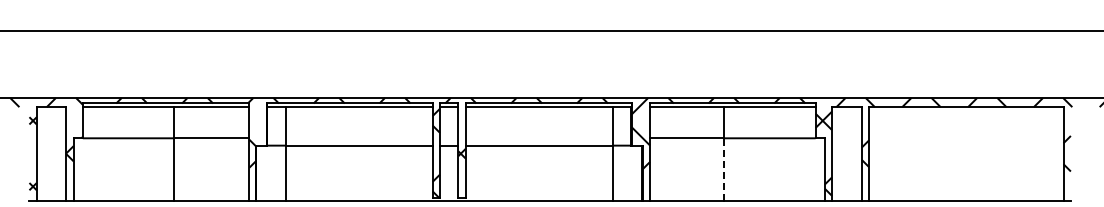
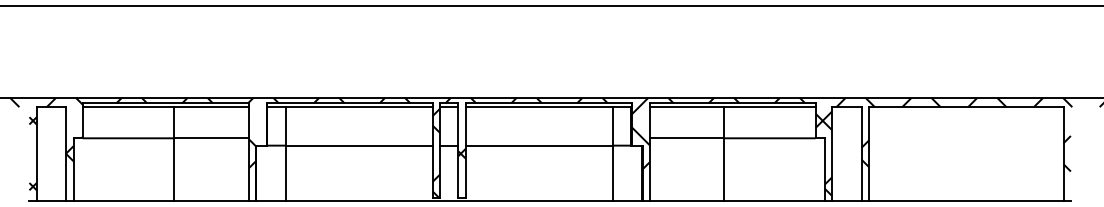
line position: (551, 31) -> (551, 6) (551, 6)
line: dashed -> solid (724, 168)
